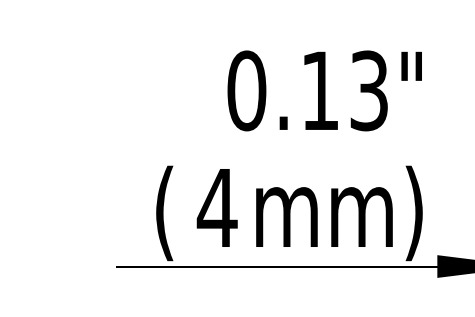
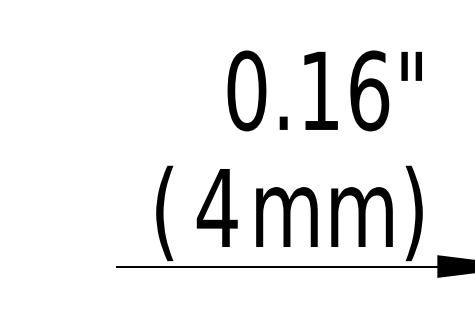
text: 0.13" -> 0.16" (369, 90)
